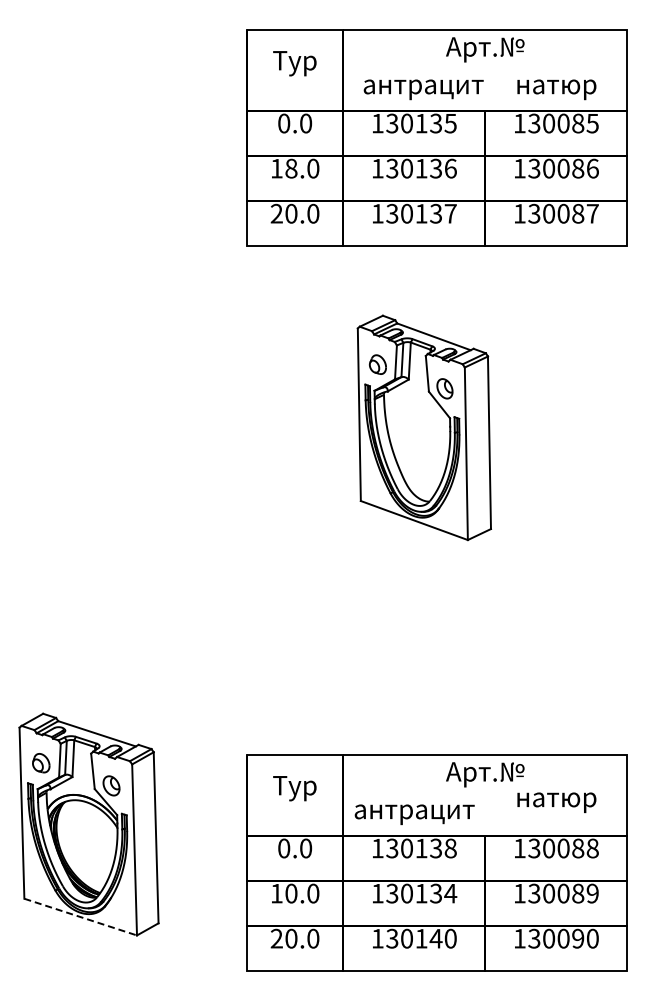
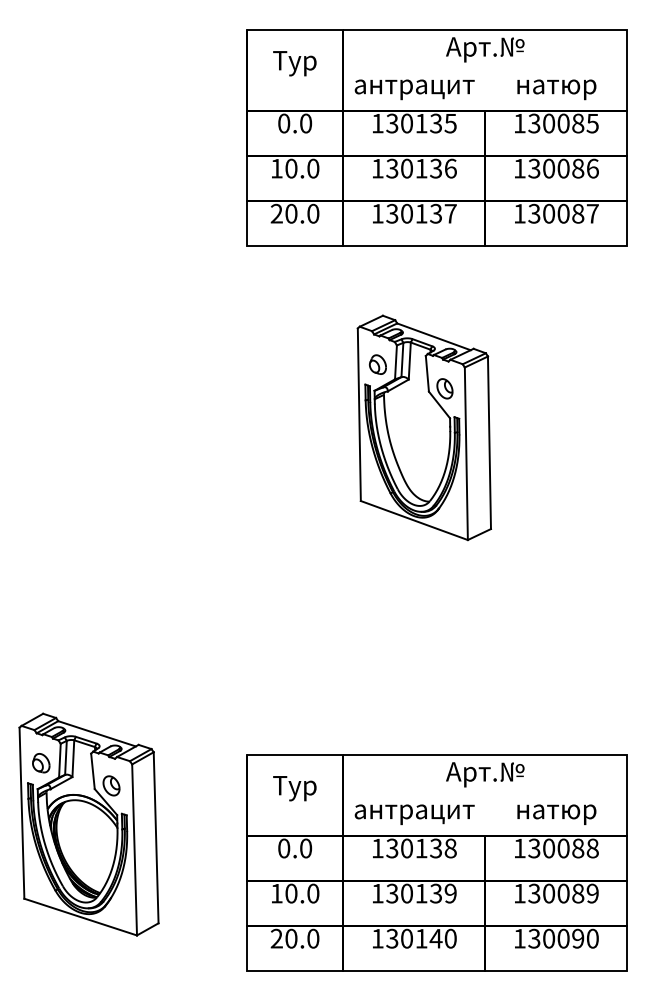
text position: (423, 89) -> (414, 89) (414, 89)
text: 18.0 -> 10.0 (291, 168)
text position: (556, 802) -> (556, 814) (556, 814)
text: 130134 -> 130139 (450, 893)
line: dashed -> solid (81, 917)
